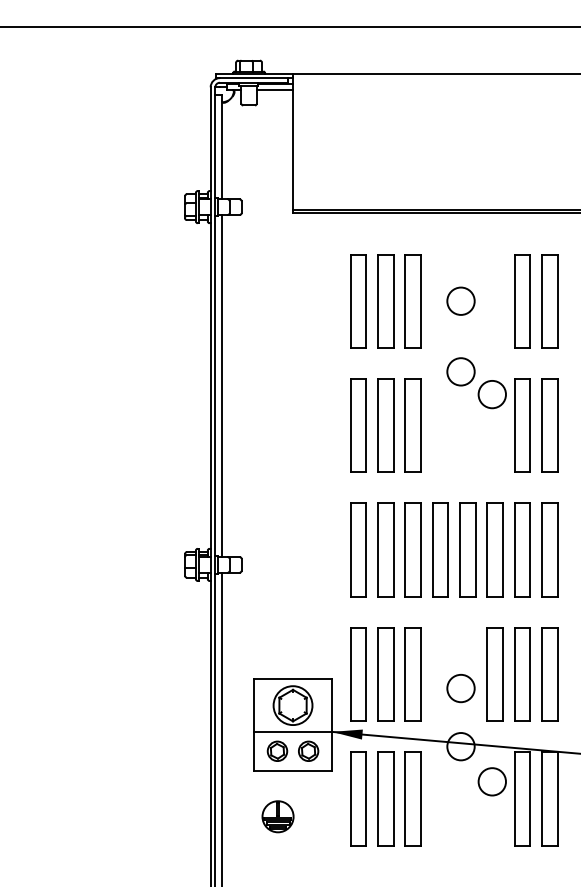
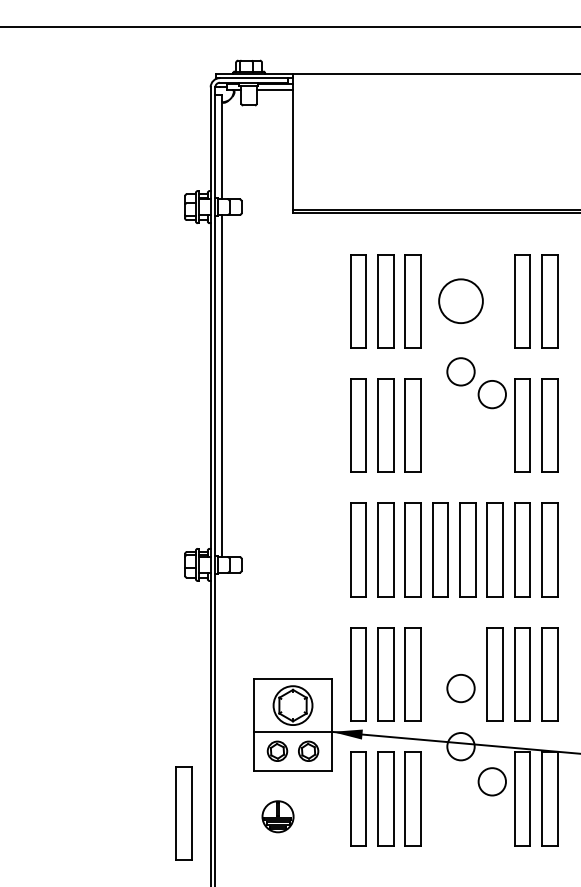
circle diameter: 27 px -> 44 px (460, 301)
line: present -> none (222, 727)
part: none -> present (183, 813)
